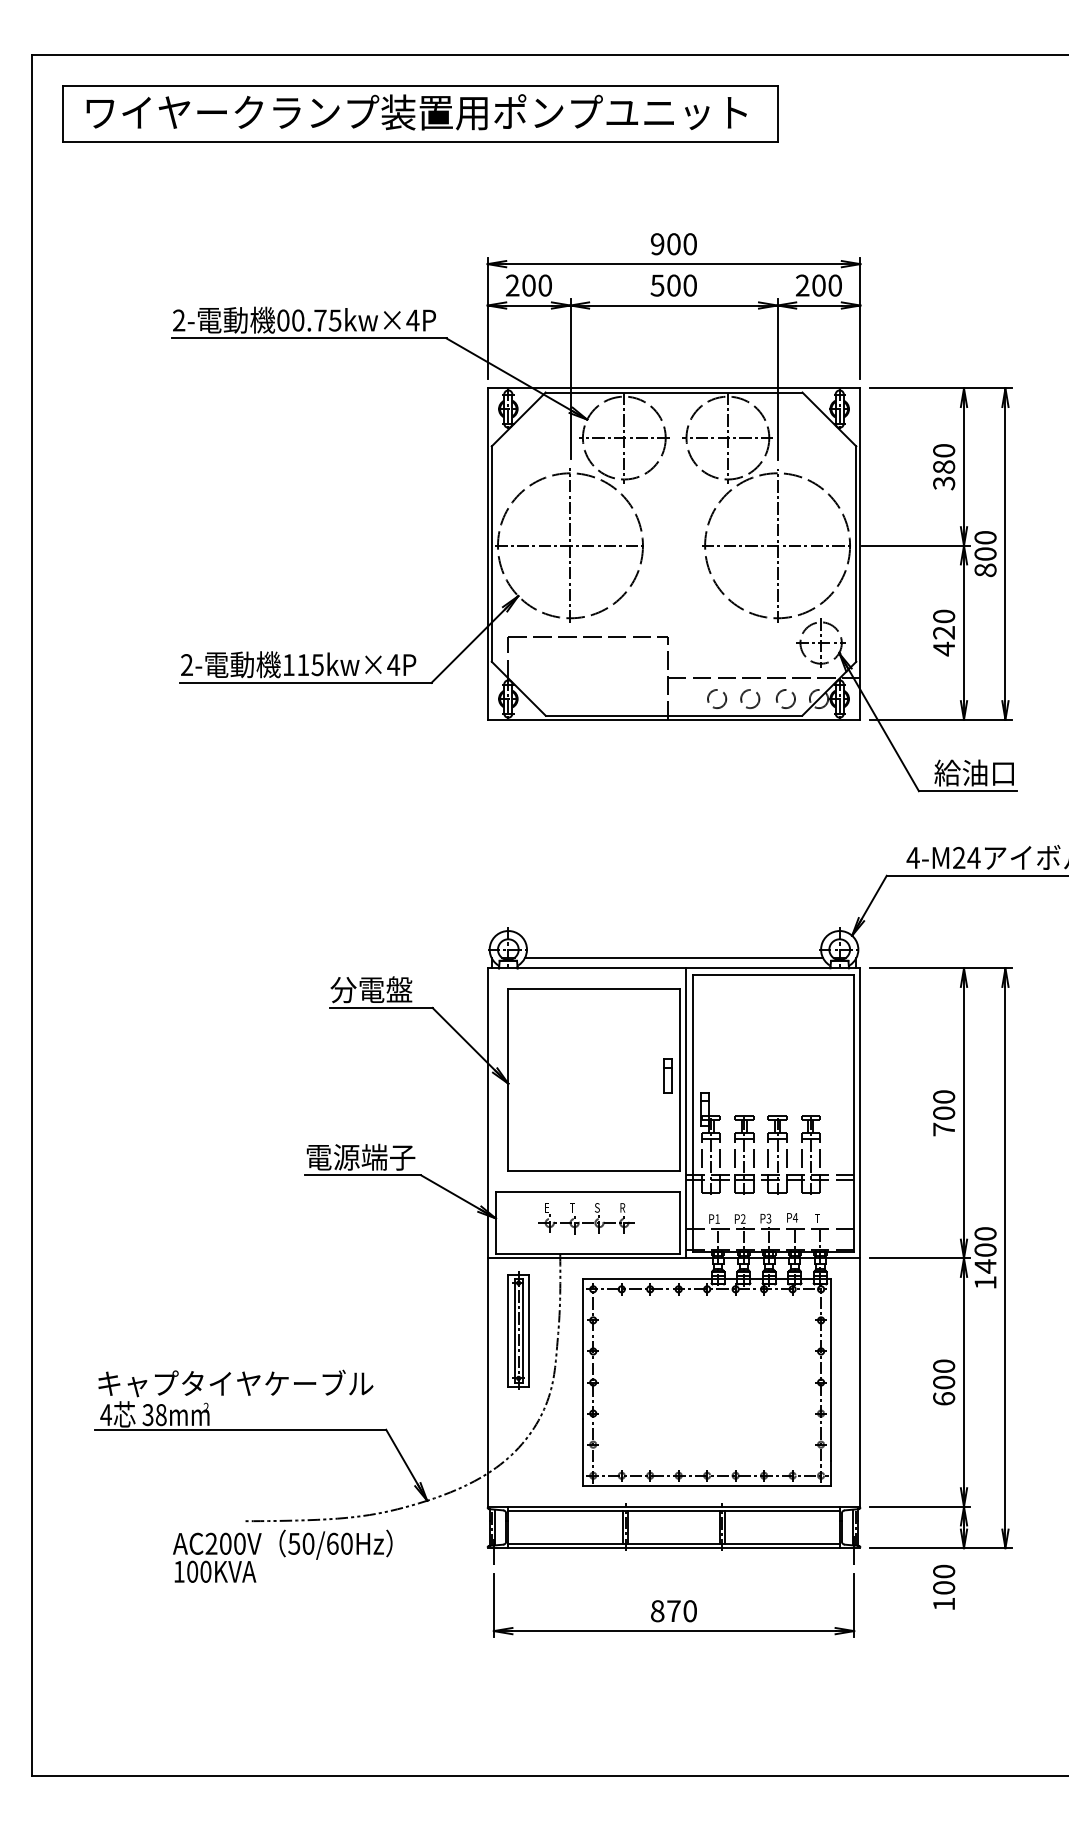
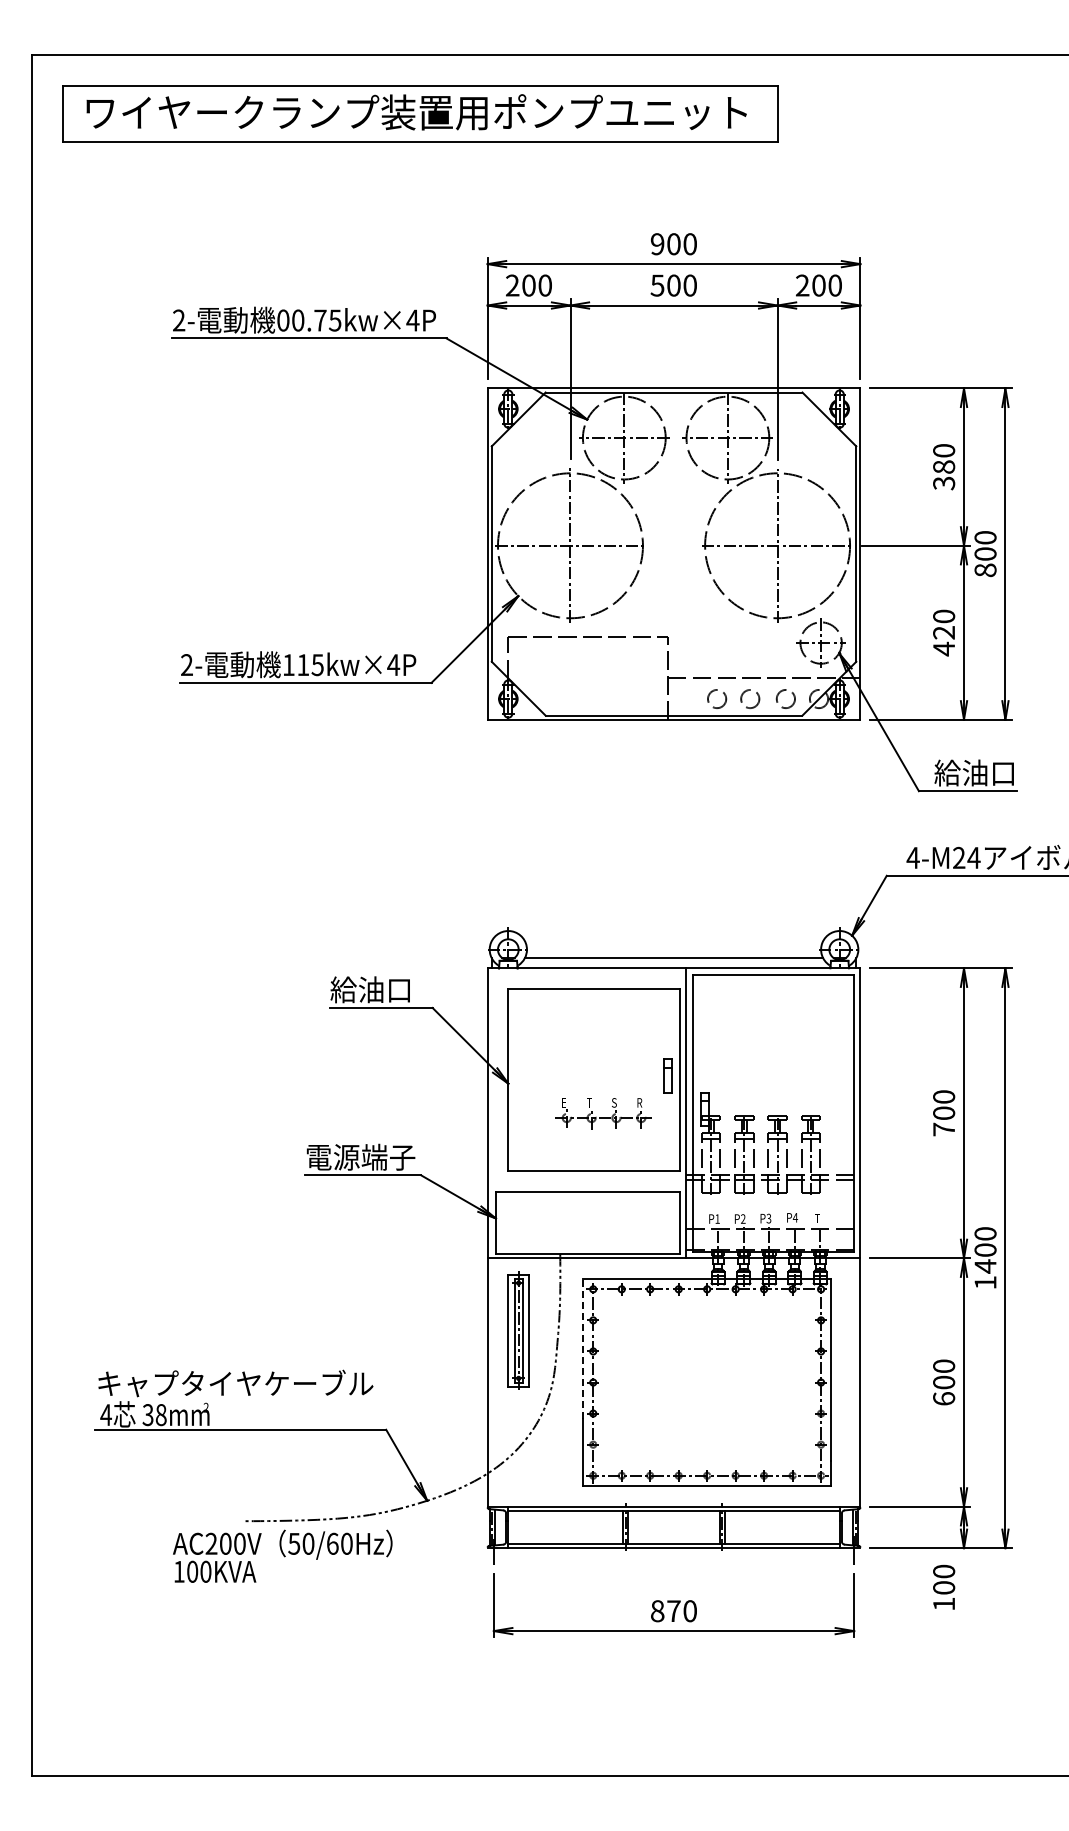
text: 分電盤 -> 給油口 (371, 989)
part position: (586, 1218) -> (603, 1113) (603, 1113)
line: solid -> dashed (582, 1348)
